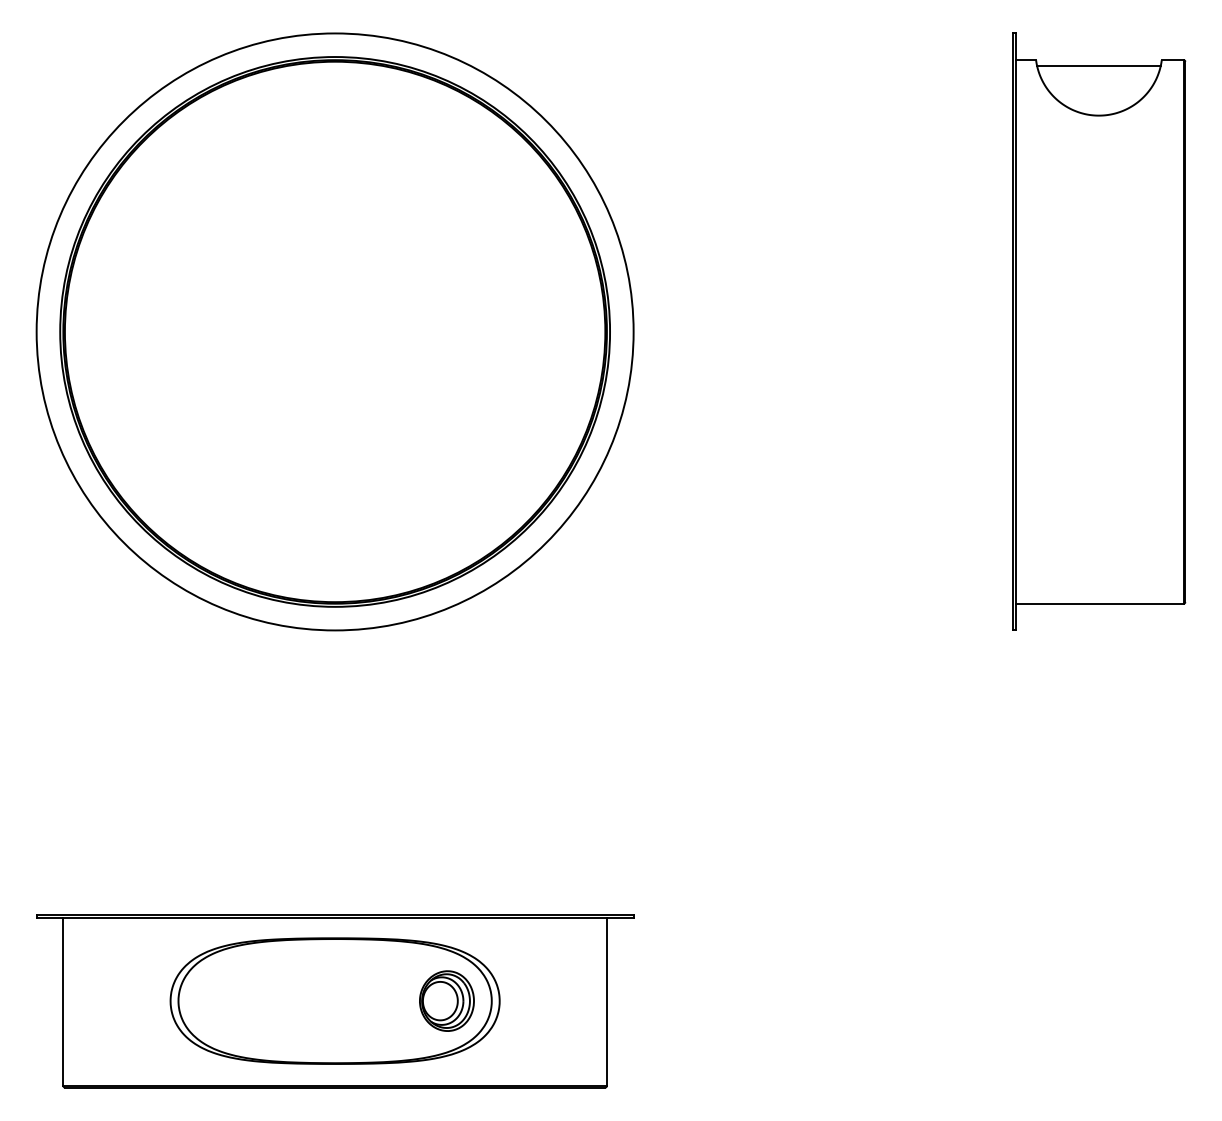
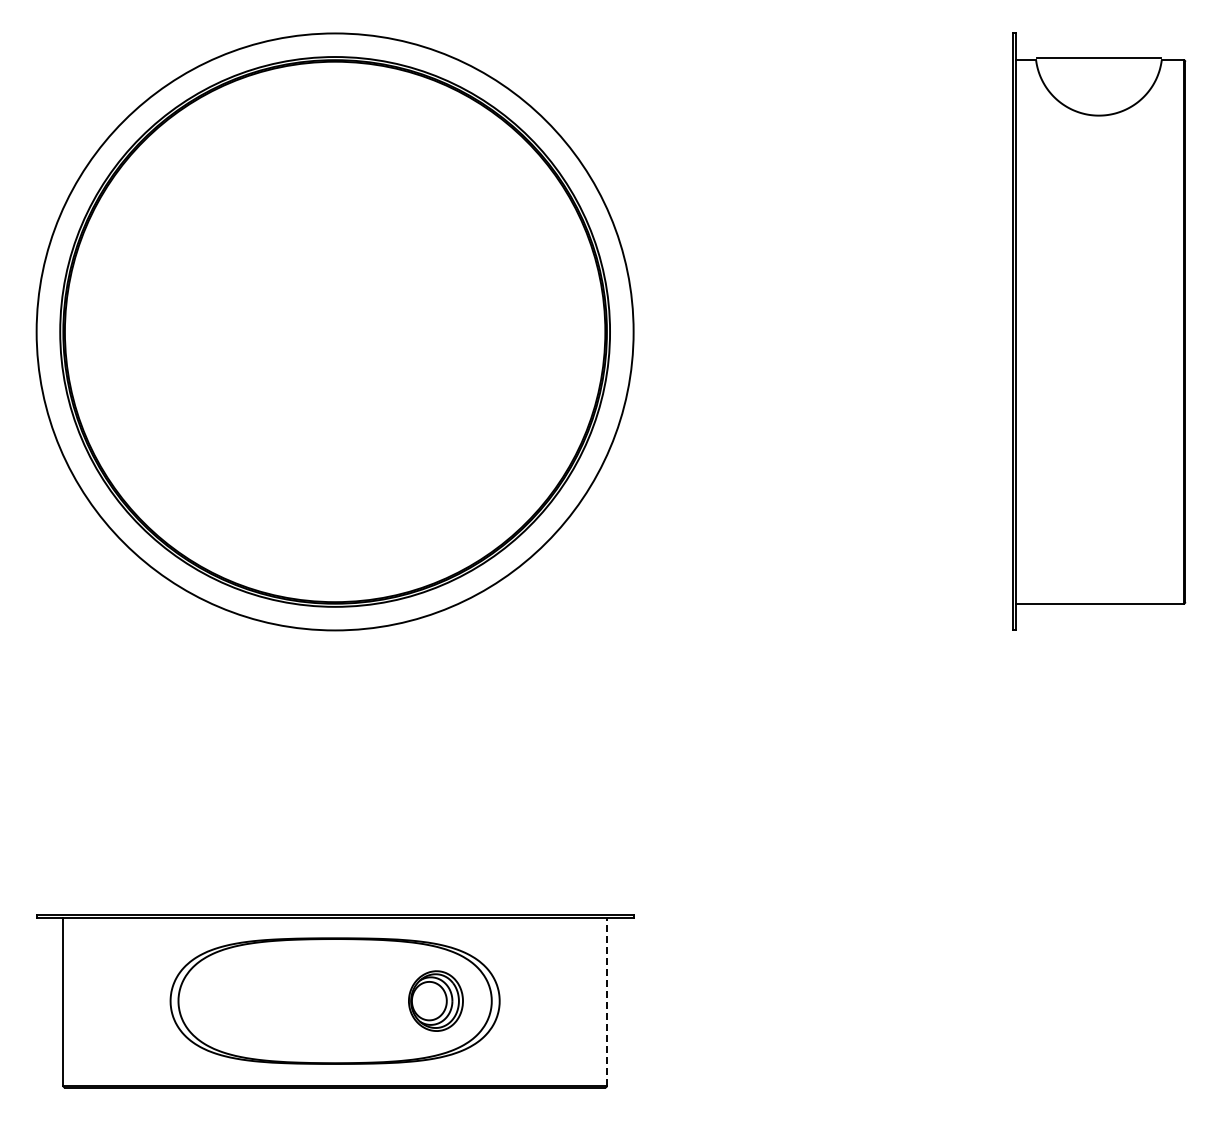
line position: (1098, 65) -> (1098, 57) (1098, 57)
part position: (446, 1000) -> (435, 1000) (435, 1000)
line: solid -> dashed (606, 1001)
